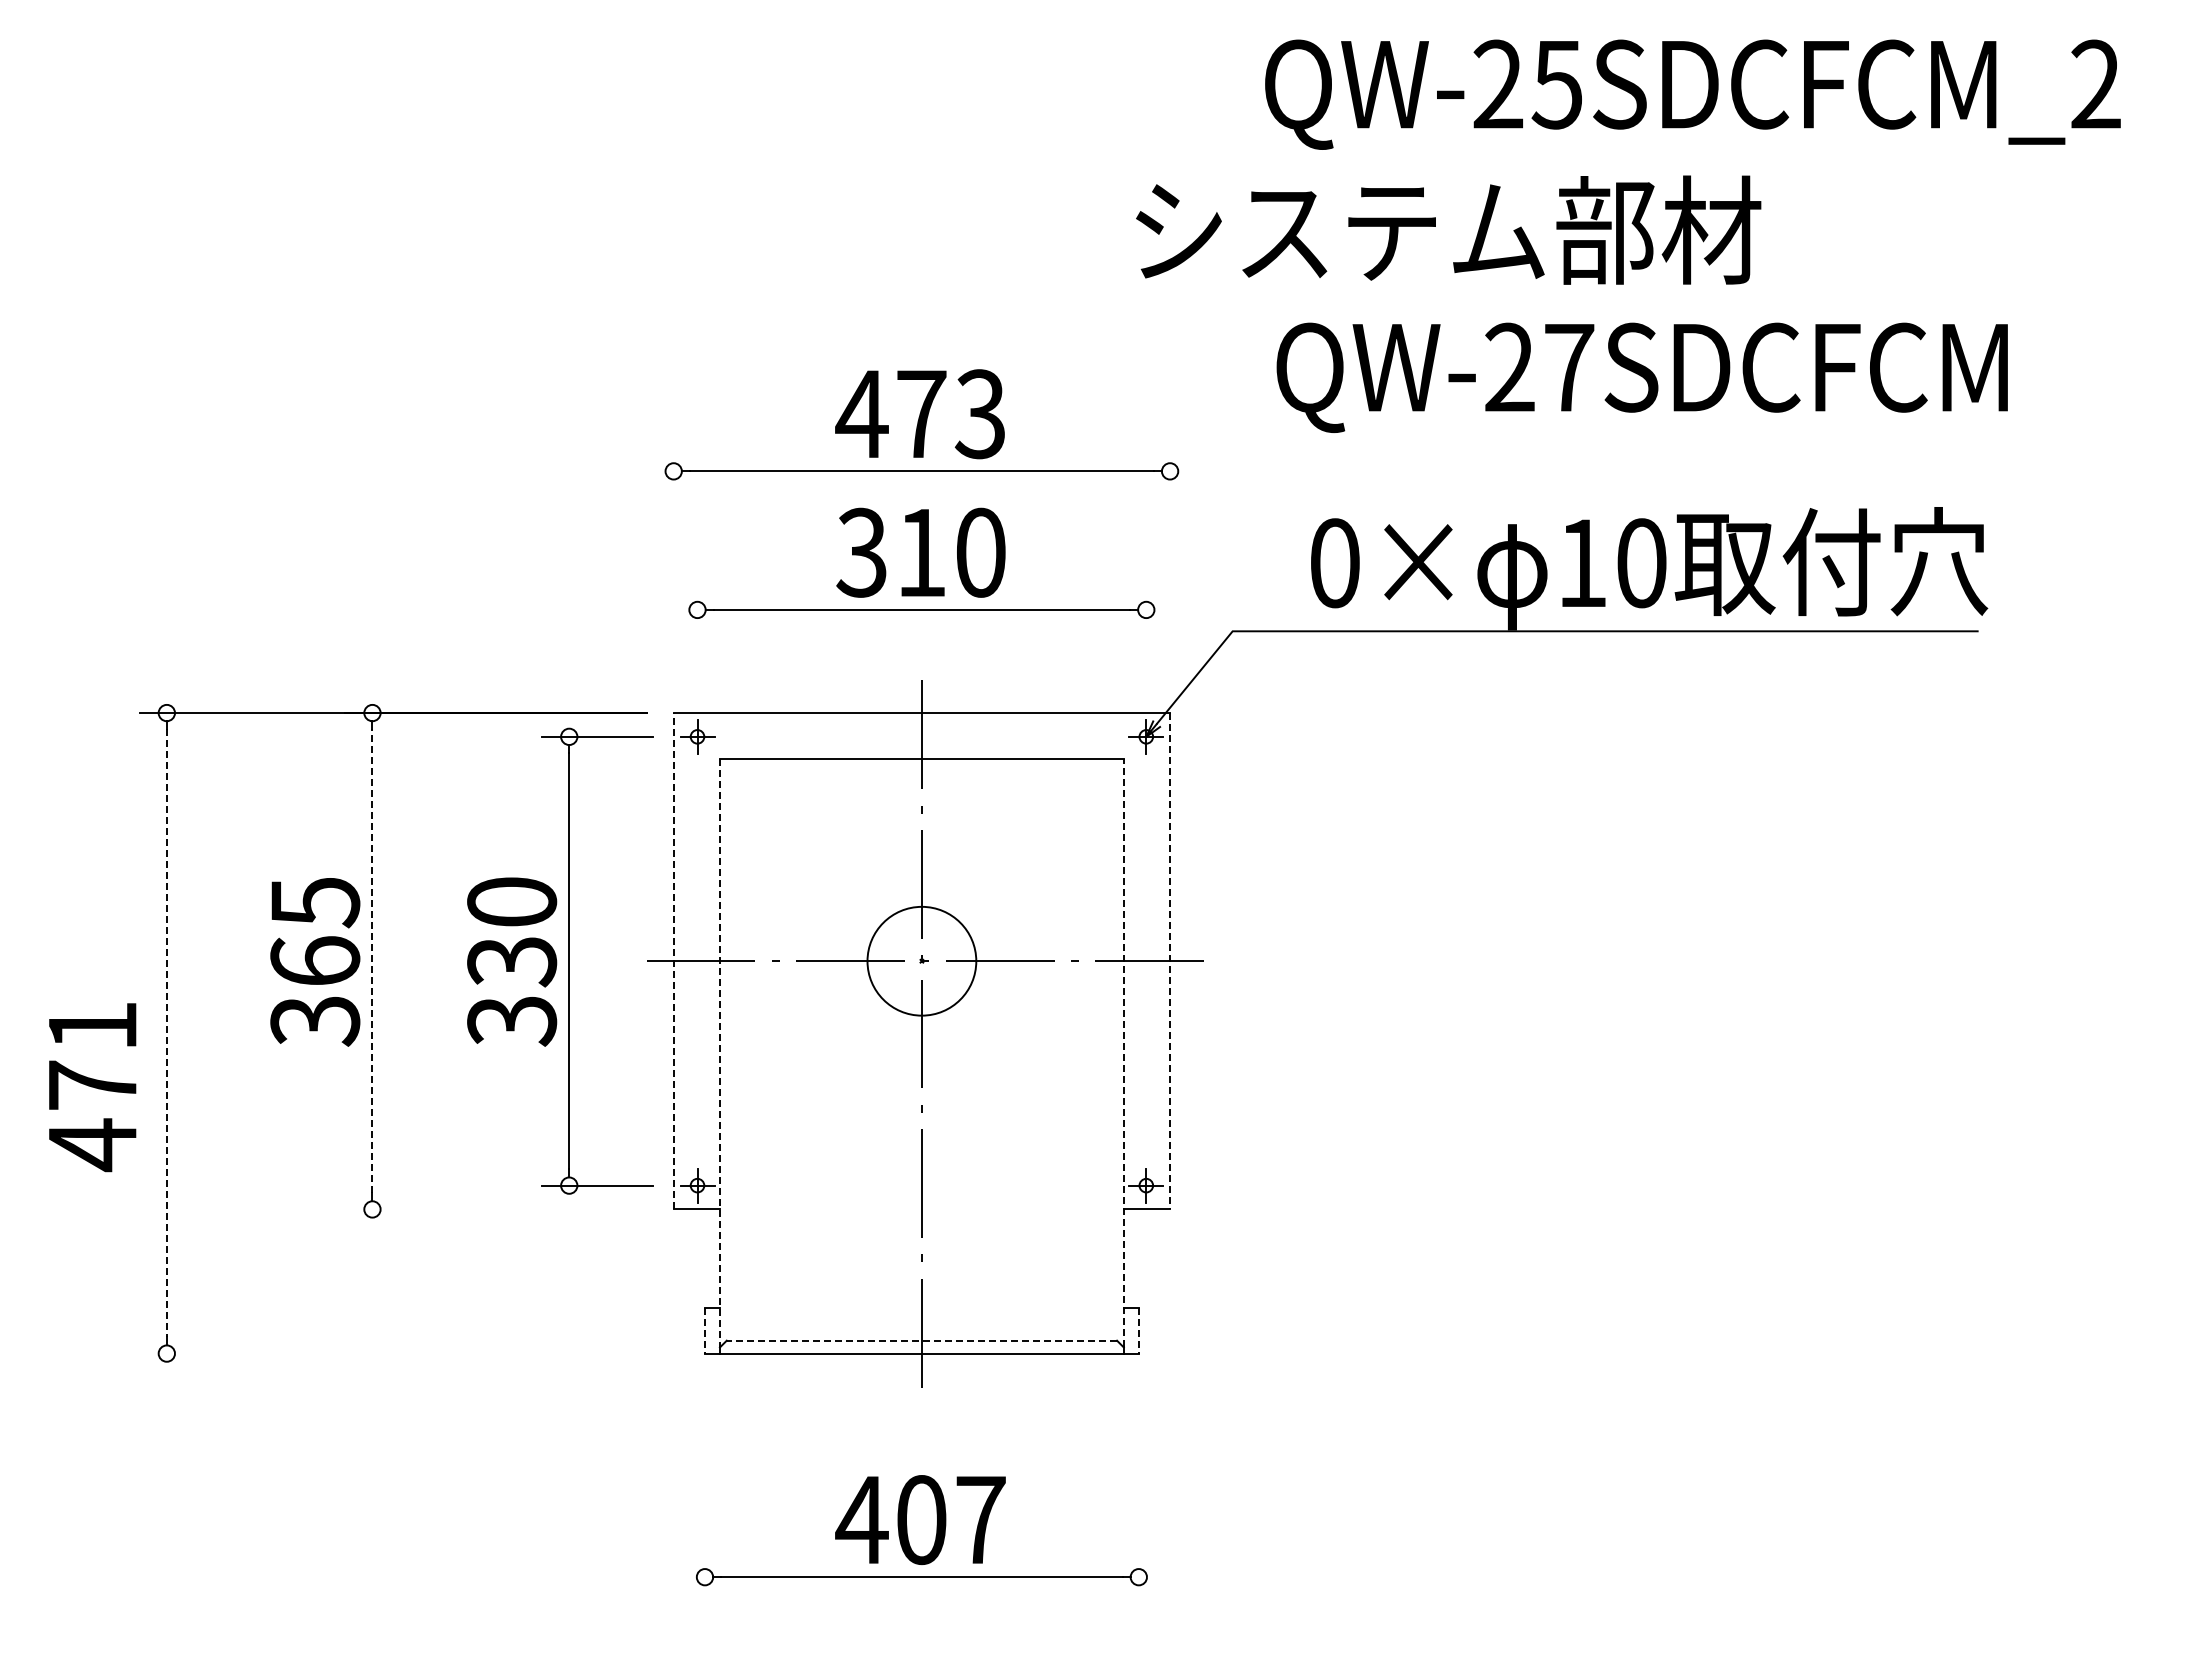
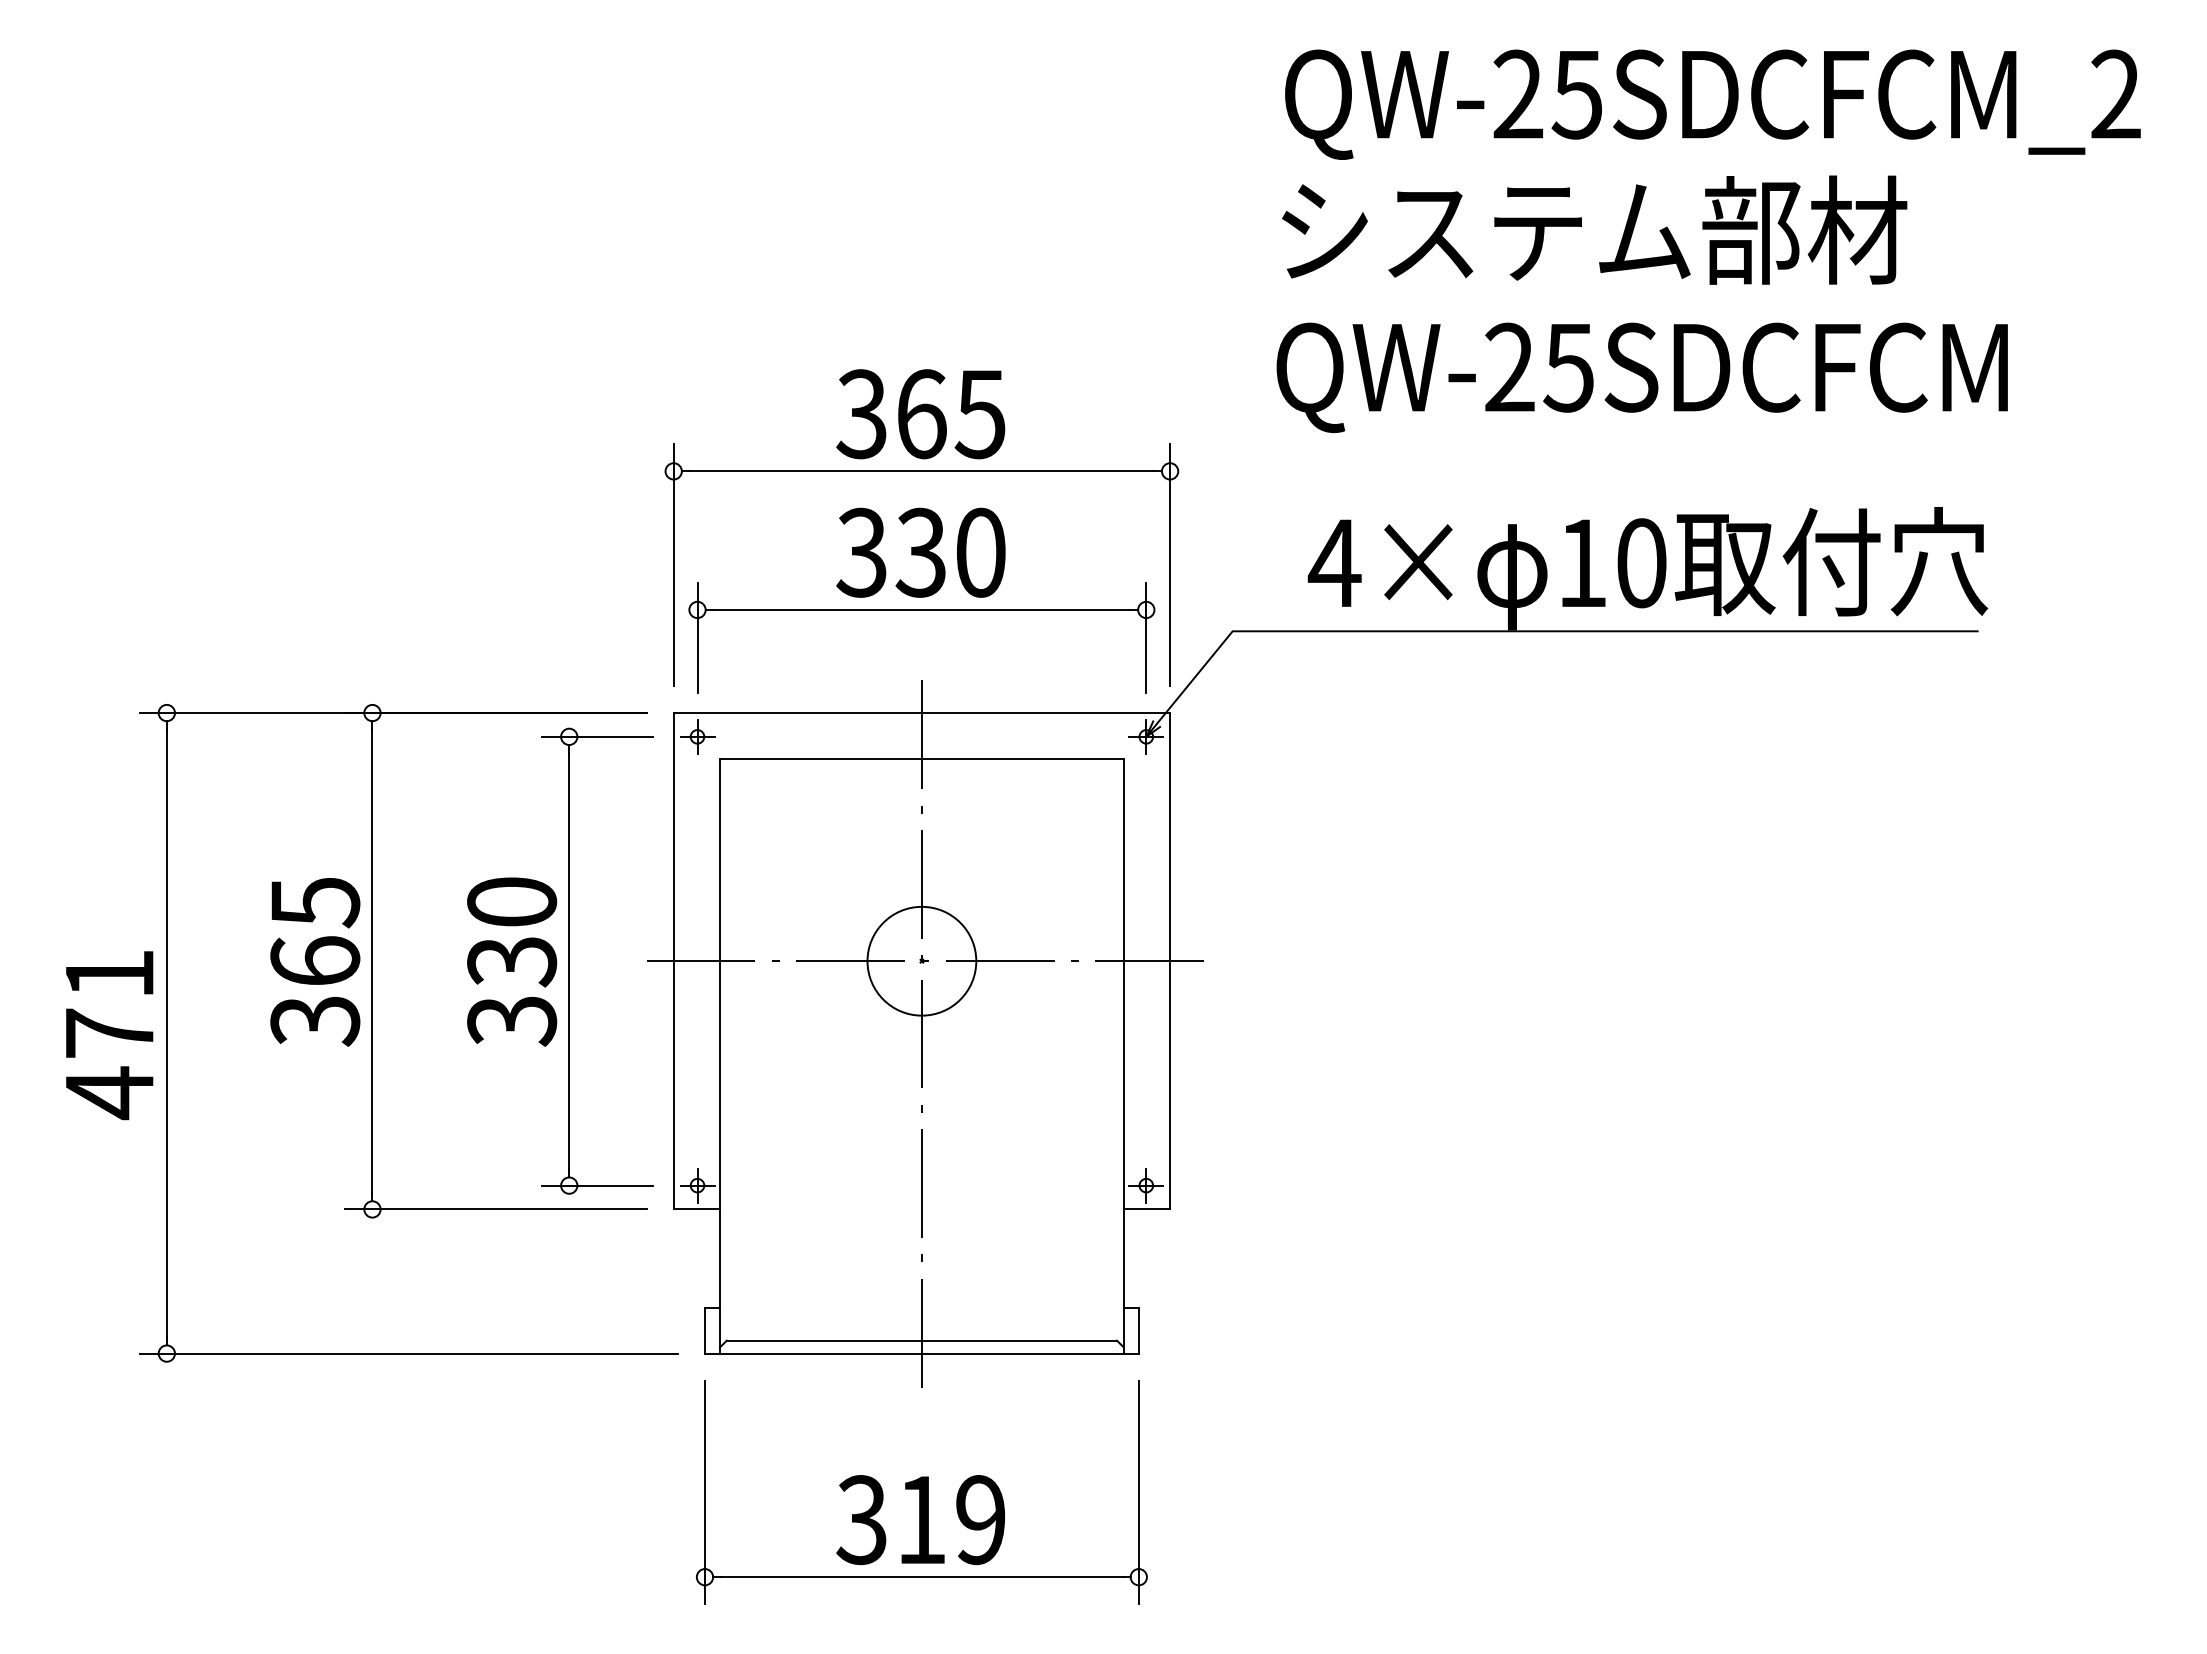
text position: (1692, 94) -> (1712, 104) (1712, 104)
text position: (1448, 229) -> (1594, 229) (1594, 229)
text: QW-27SDCFCM -> QW-25SDCFCM (1568, 368)
text: 473 -> 365 (920, 414)
text: 310 -> 330 (920, 552)
text: 0× -> 4× (1334, 563)
line: none -> present (673, 564)
line: none -> present (1170, 564)
line: none -> present (697, 637)
line: none -> present (1146, 637)
line: dashed -> solid (673, 960)
line: dashed -> solid (372, 961)
line: dashed -> solid (1170, 961)
line: dashed -> solid (166, 1033)
line: dashed -> solid (1123, 1052)
line: dashed -> solid (719, 1053)
text position: (92, 1087) -> (109, 1035) (109, 1035)
line: none -> present (495, 1209)
line: dashed -> solid (704, 1330)
line: dashed -> solid (1138, 1330)
line: dashed -> solid (921, 1340)
line: none -> present (408, 1353)
line: none -> present (704, 1492)
line: none -> present (1138, 1492)
text: 407 -> 319 (920, 1520)
